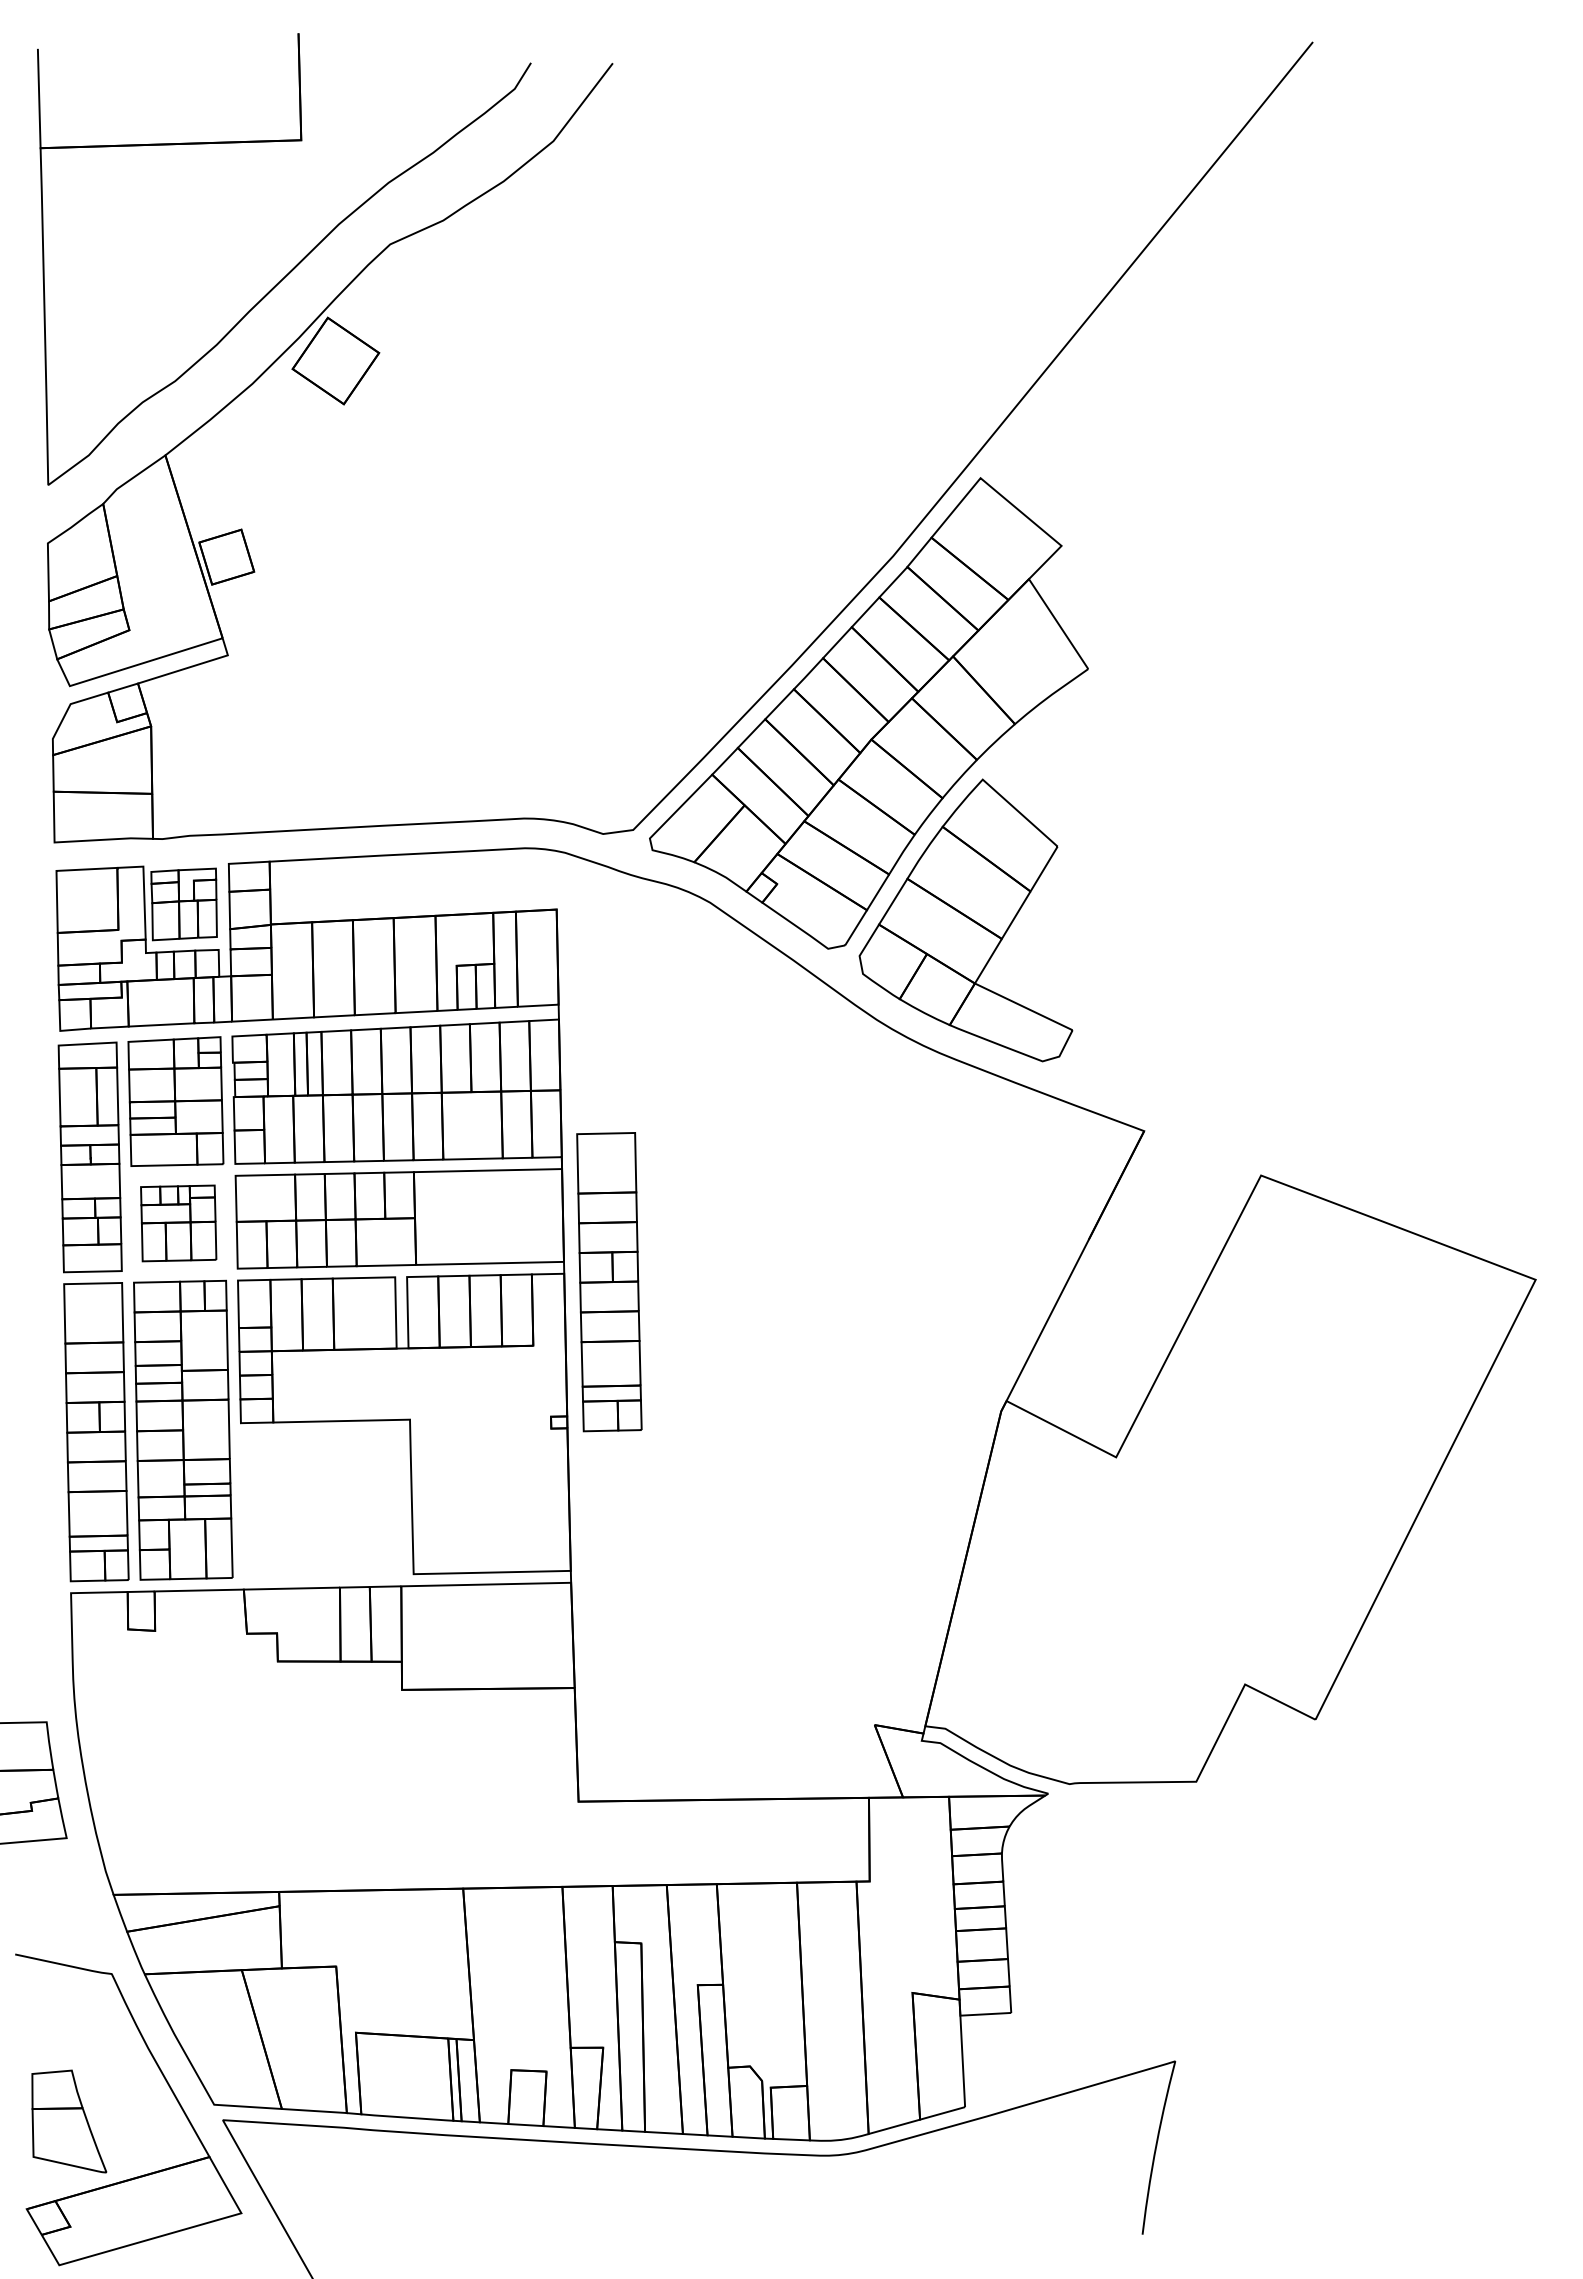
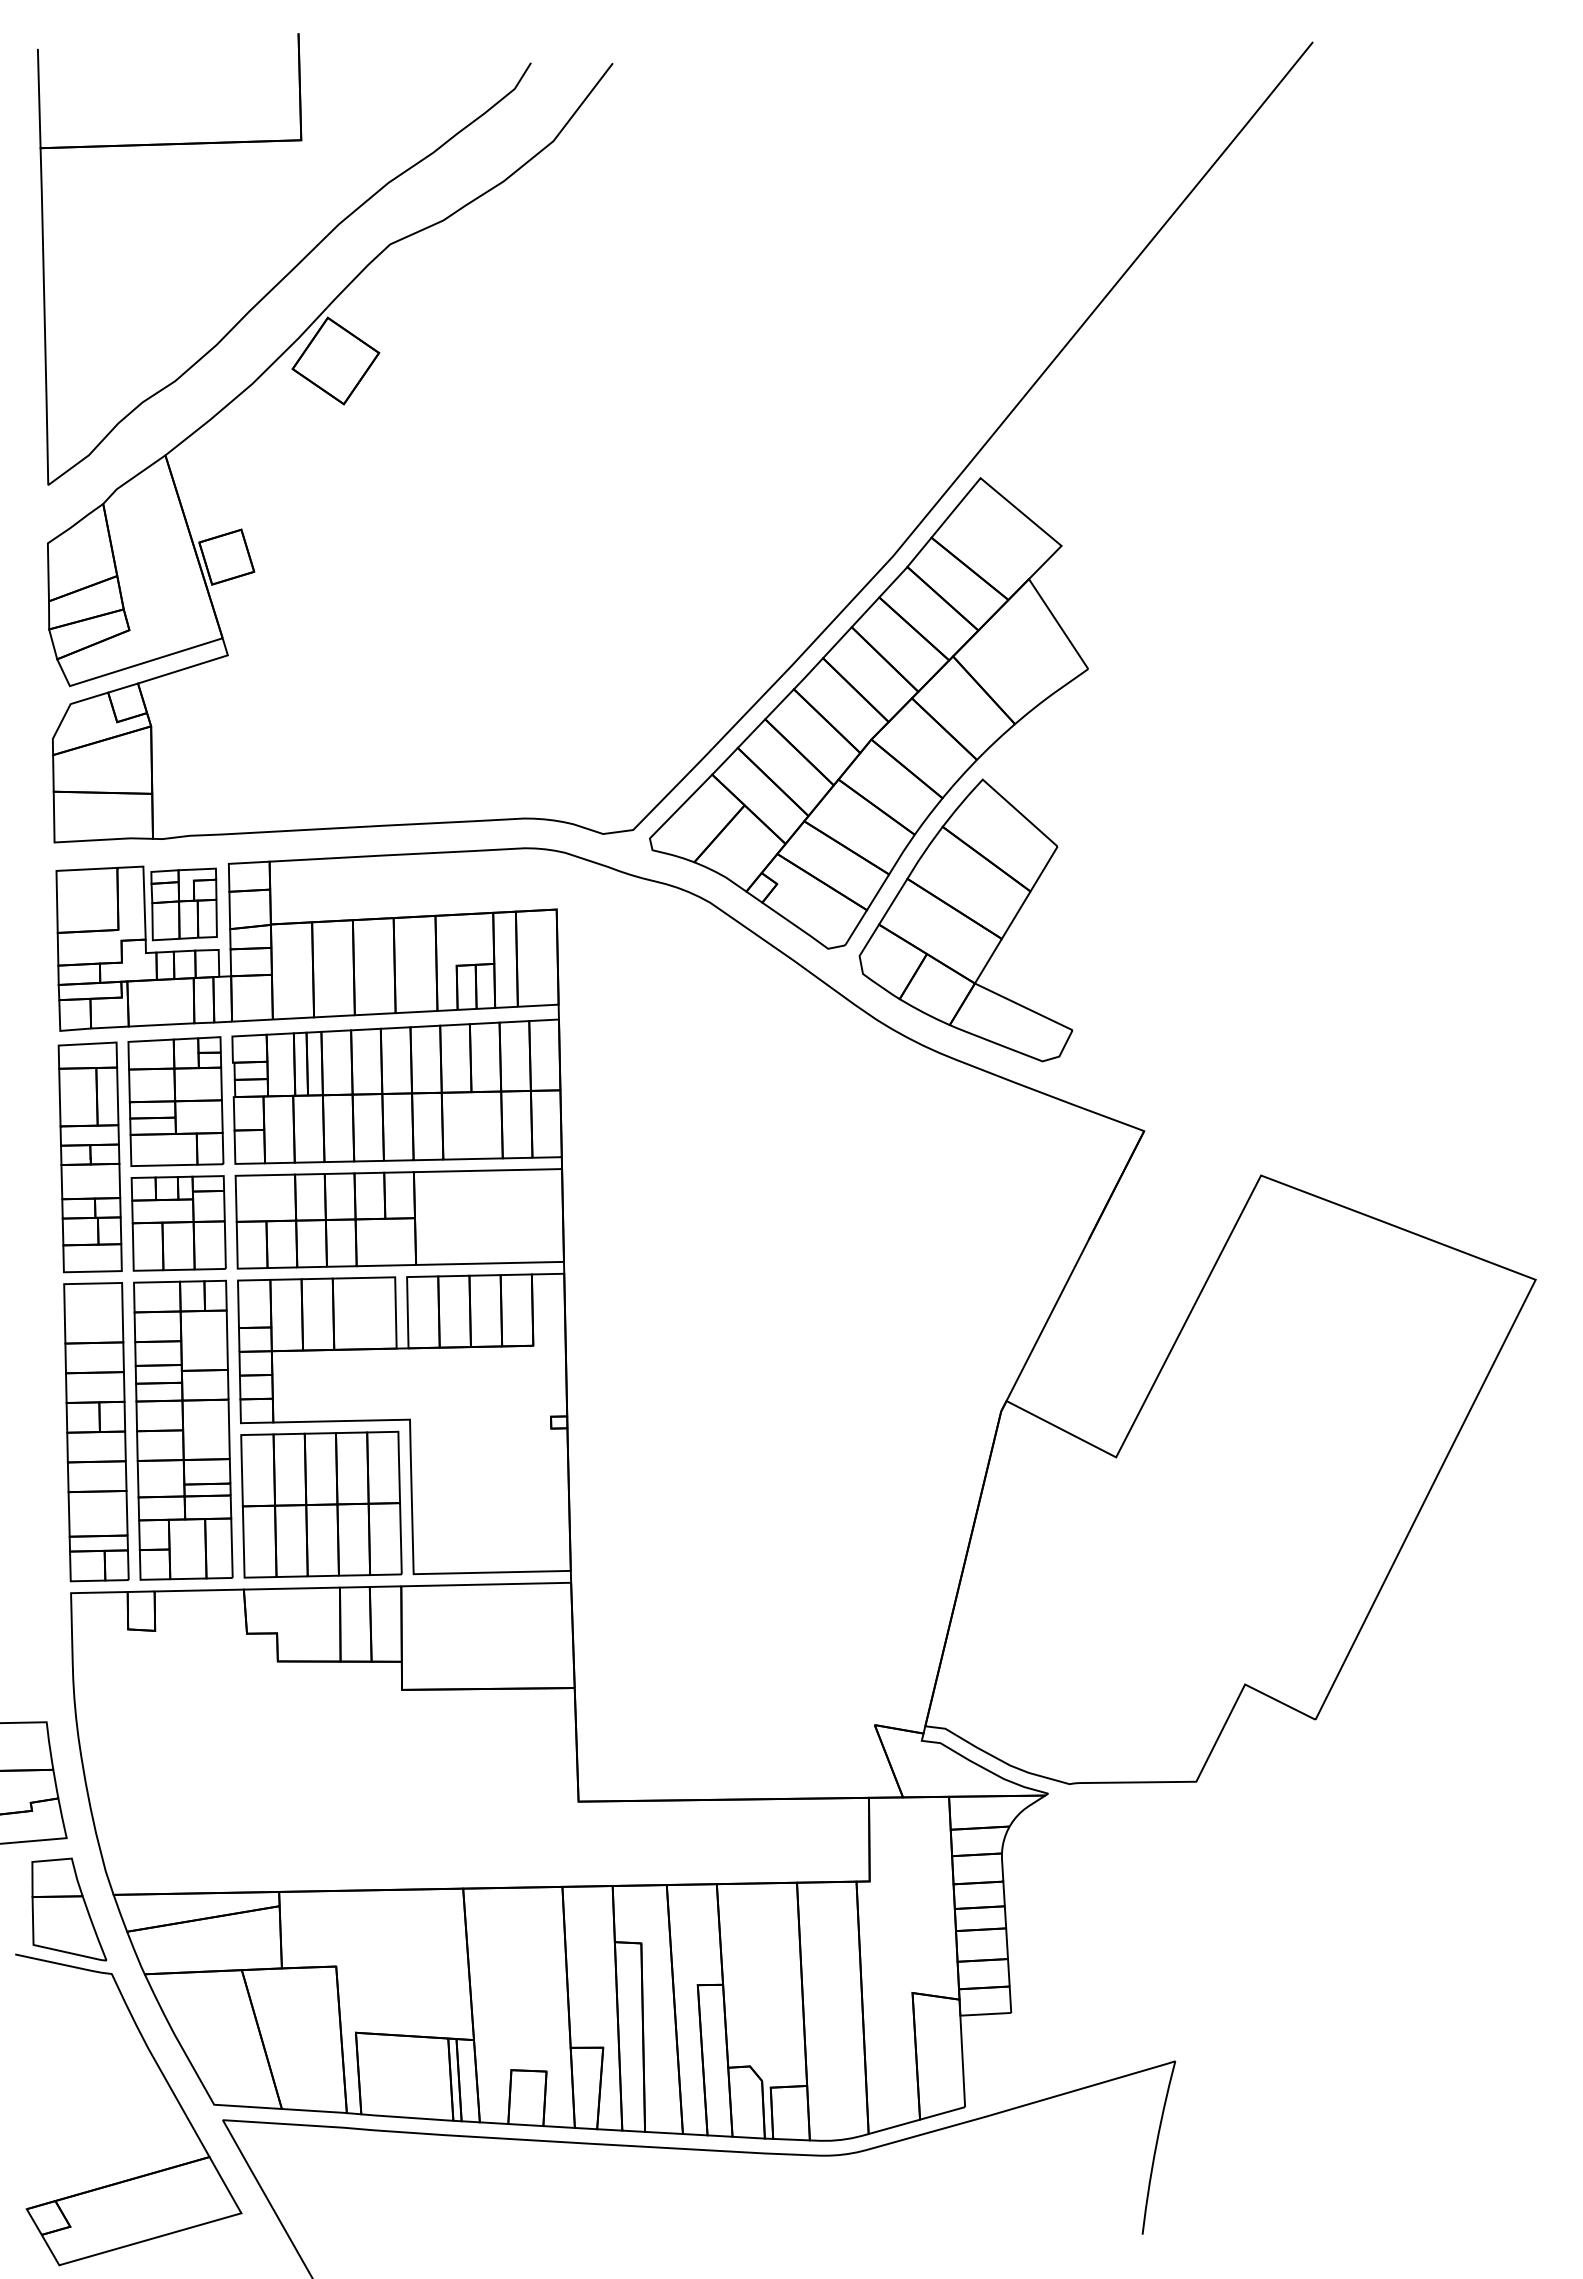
part size: 78x79 px -> 97x97 px (178, 1223)
part: present -> none (609, 1282)
part: none -> present (321, 1504)
part position: (69, 2121) -> (69, 1909) (69, 1909)
